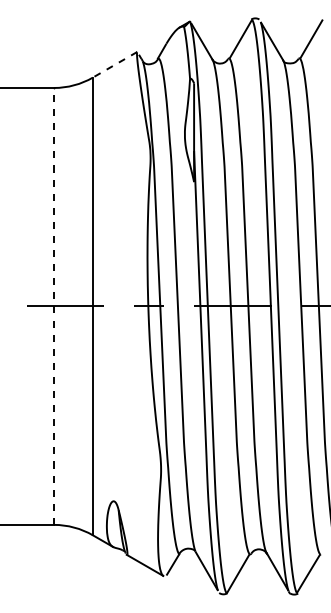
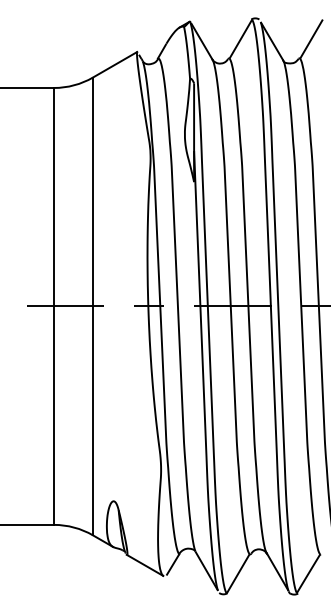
line: dashed -> solid (115, 64)
line: dashed -> solid (54, 305)
